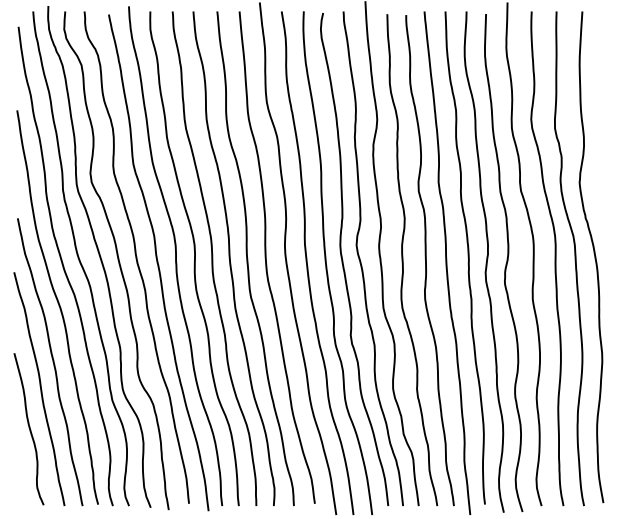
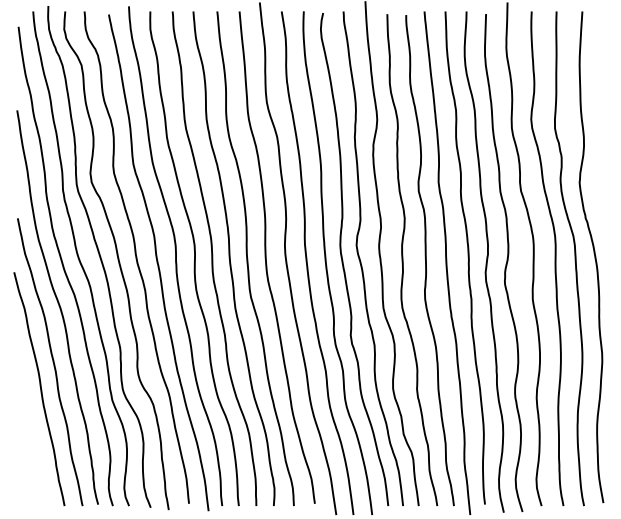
curve: present -> none (28, 428)
